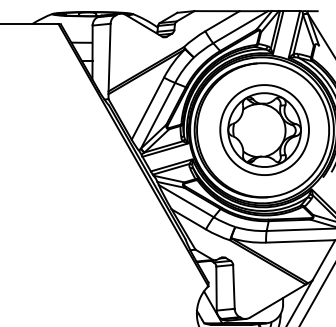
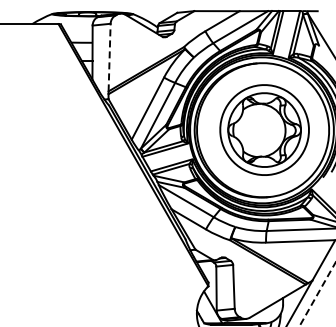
line: solid -> dashed (109, 57)
line: solid -> dashed (317, 293)
